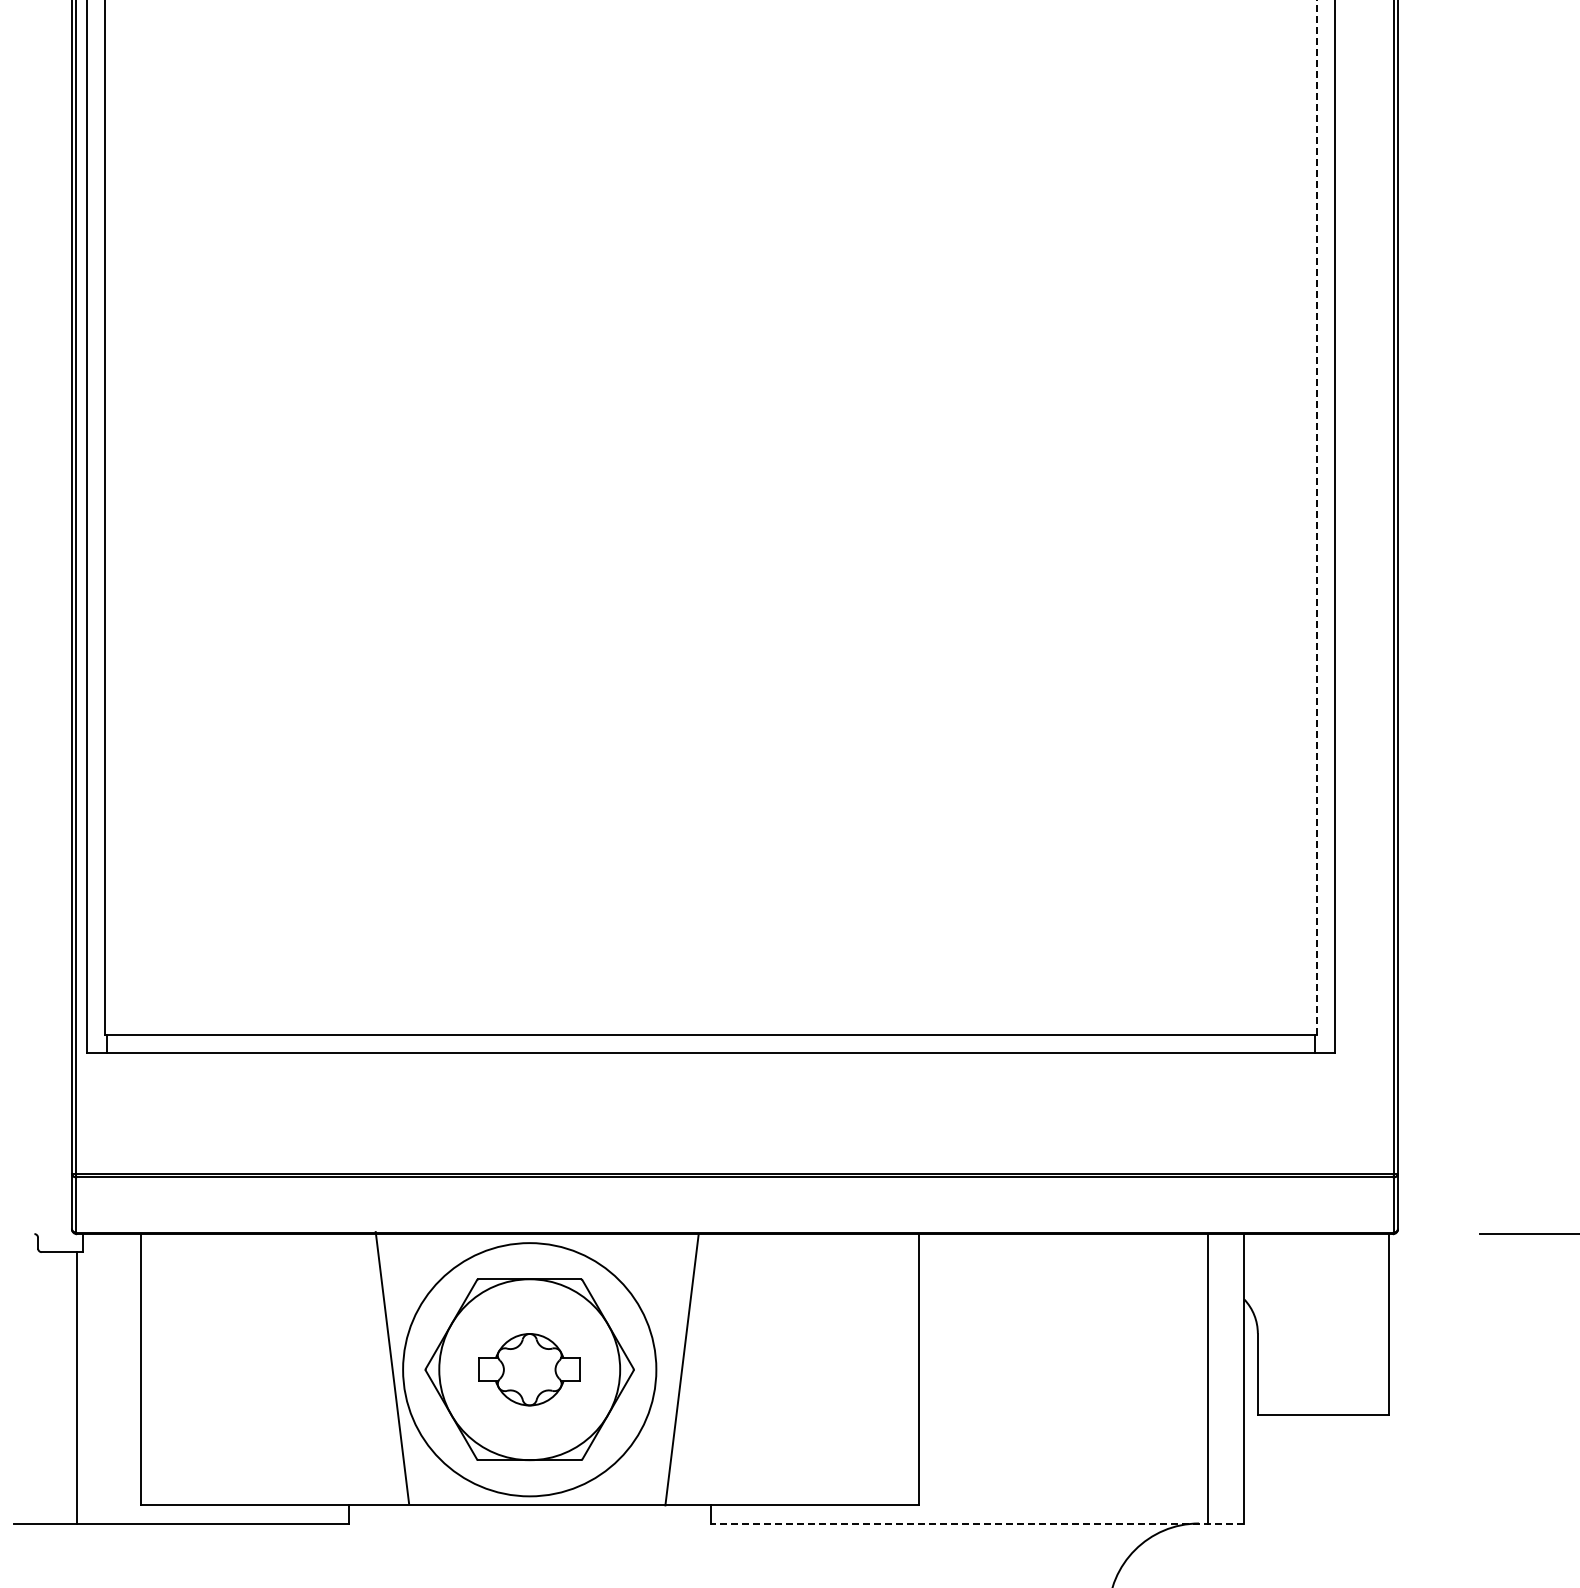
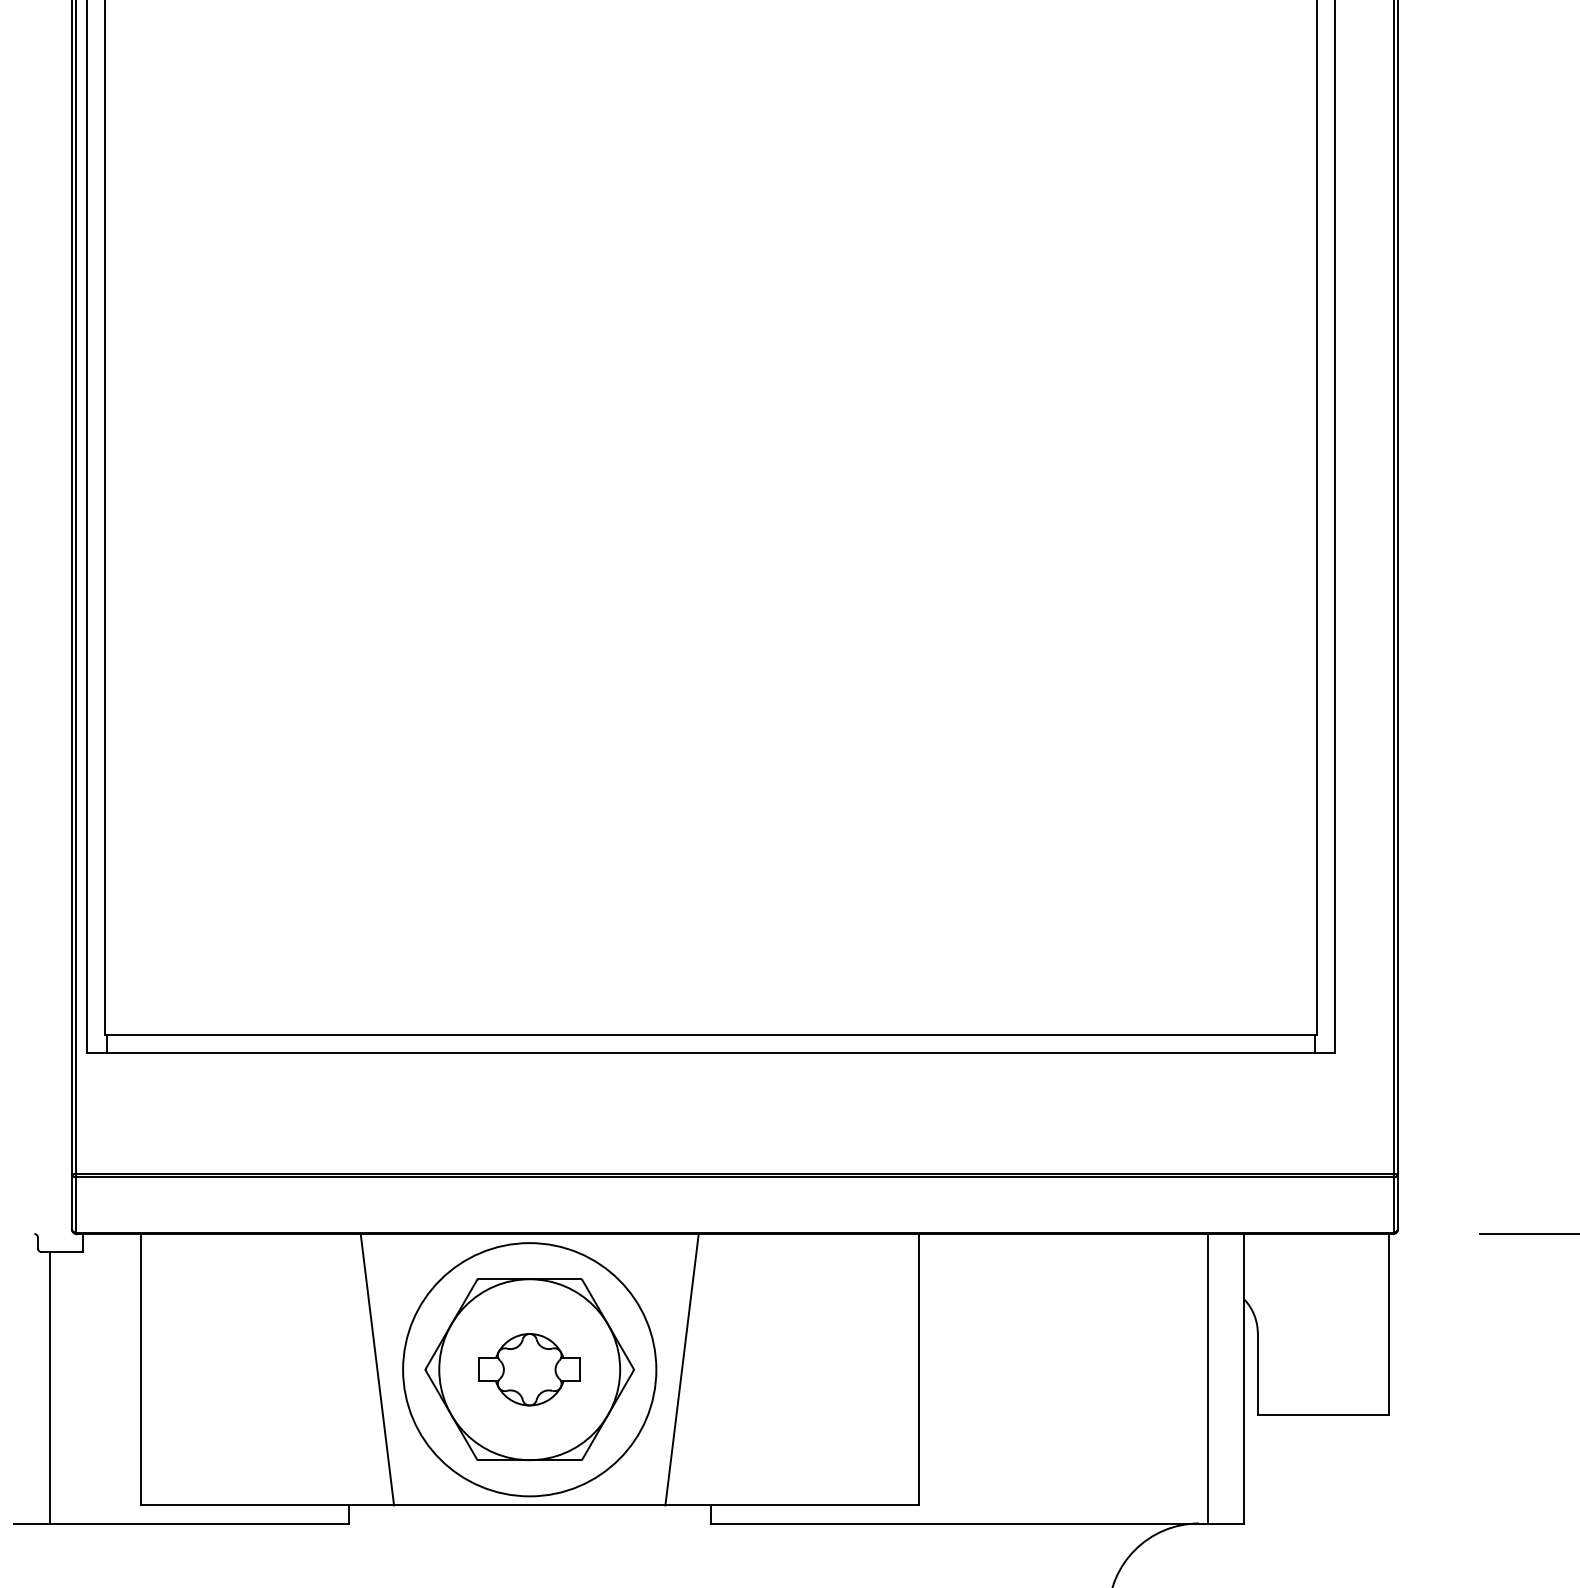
line: dashed -> solid (1316, 517)
line position: (392, 1367) -> (377, 1369) (377, 1369)
line position: (77, 1387) -> (50, 1387) (50, 1387)
line: dashed -> solid (977, 1523)
